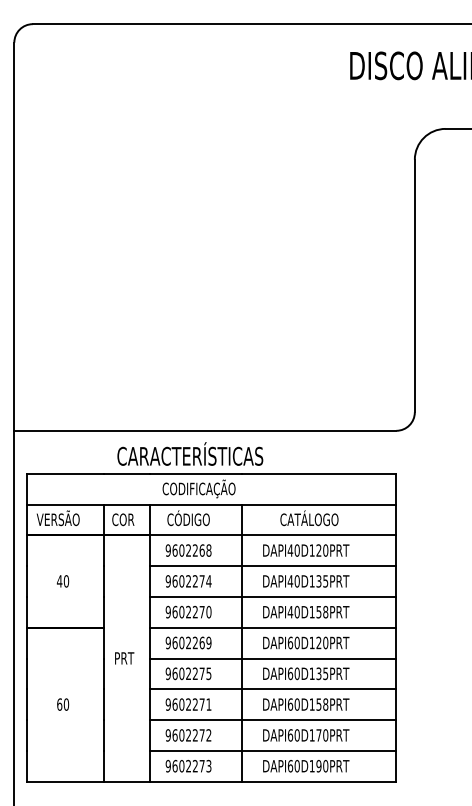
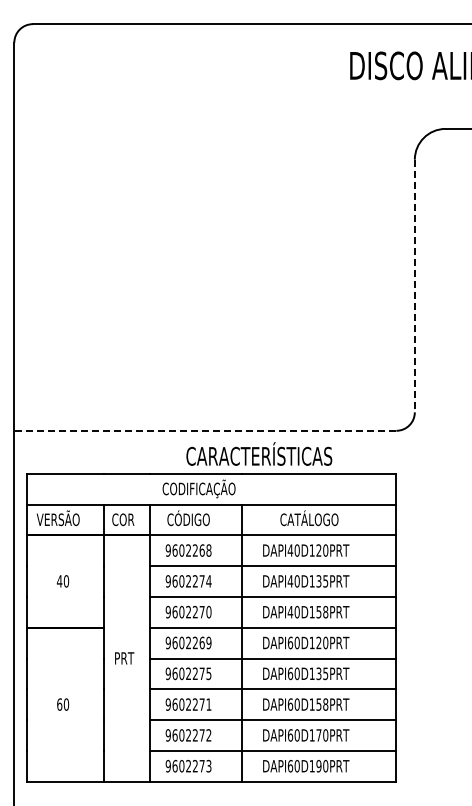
line: solid -> dashed (414, 286)
line: solid -> dashed (204, 430)
text position: (190, 453) -> (259, 453) (259, 453)
